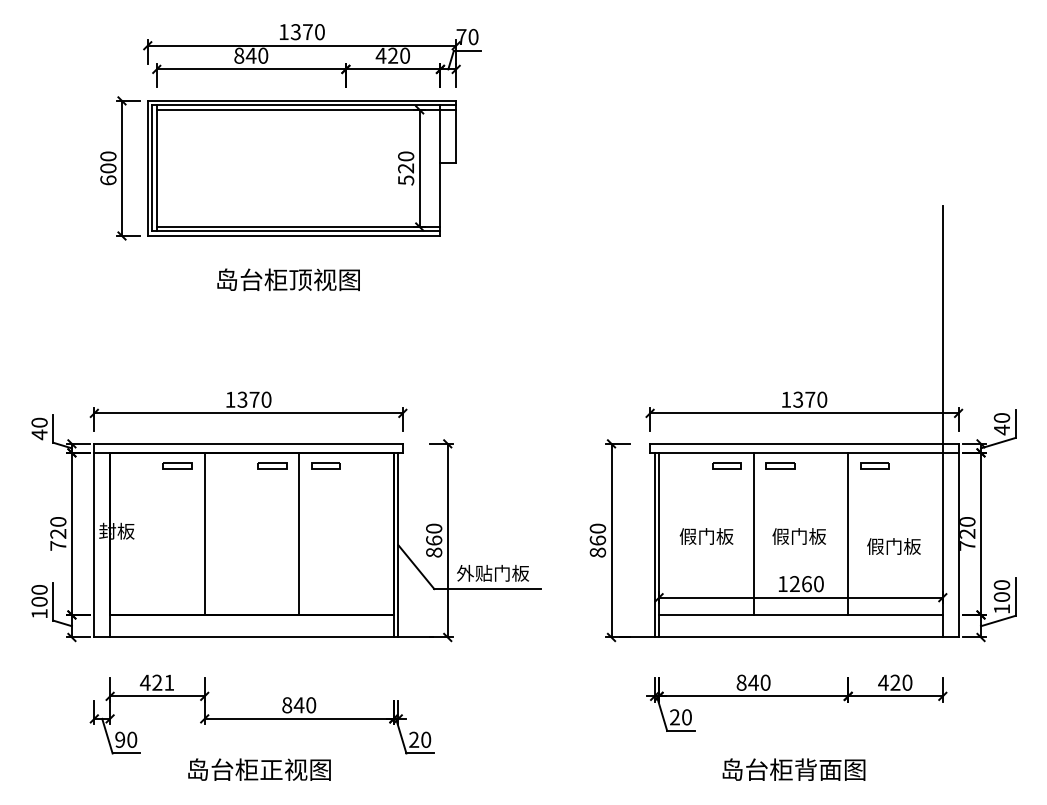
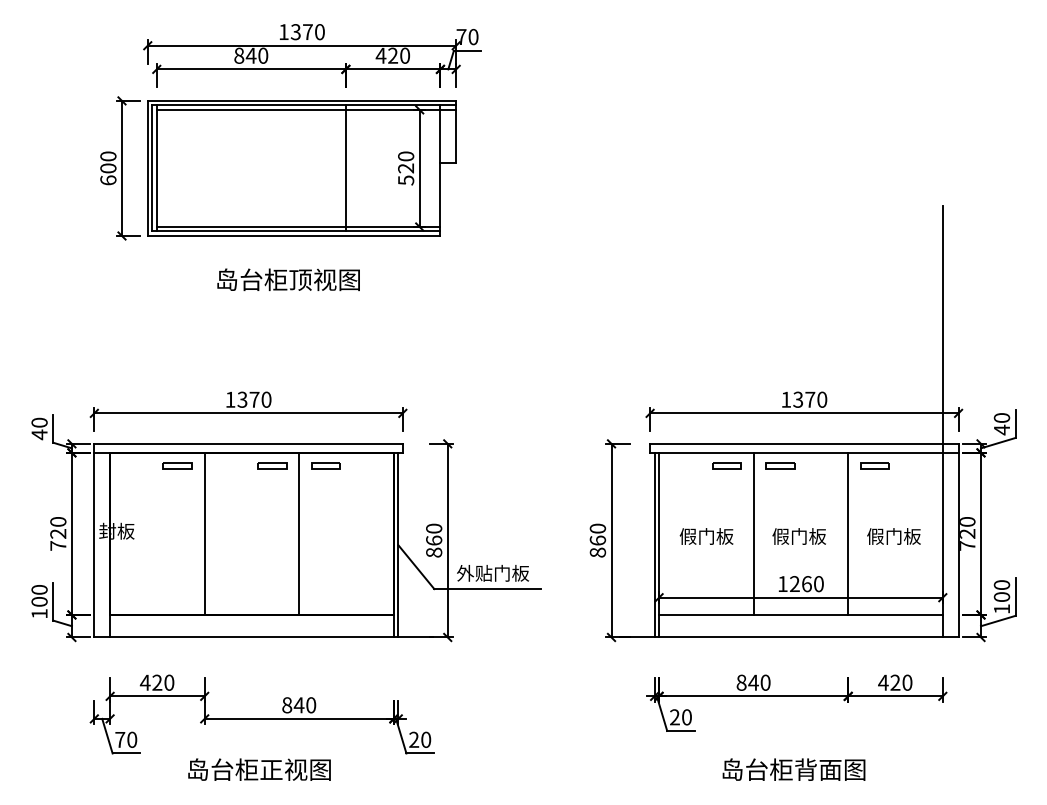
line: none -> present (345, 168)
text position: (893, 546) -> (893, 536) (893, 536)
text: 421 -> 420 (169, 682)
text: 90 -> 70 (120, 739)
